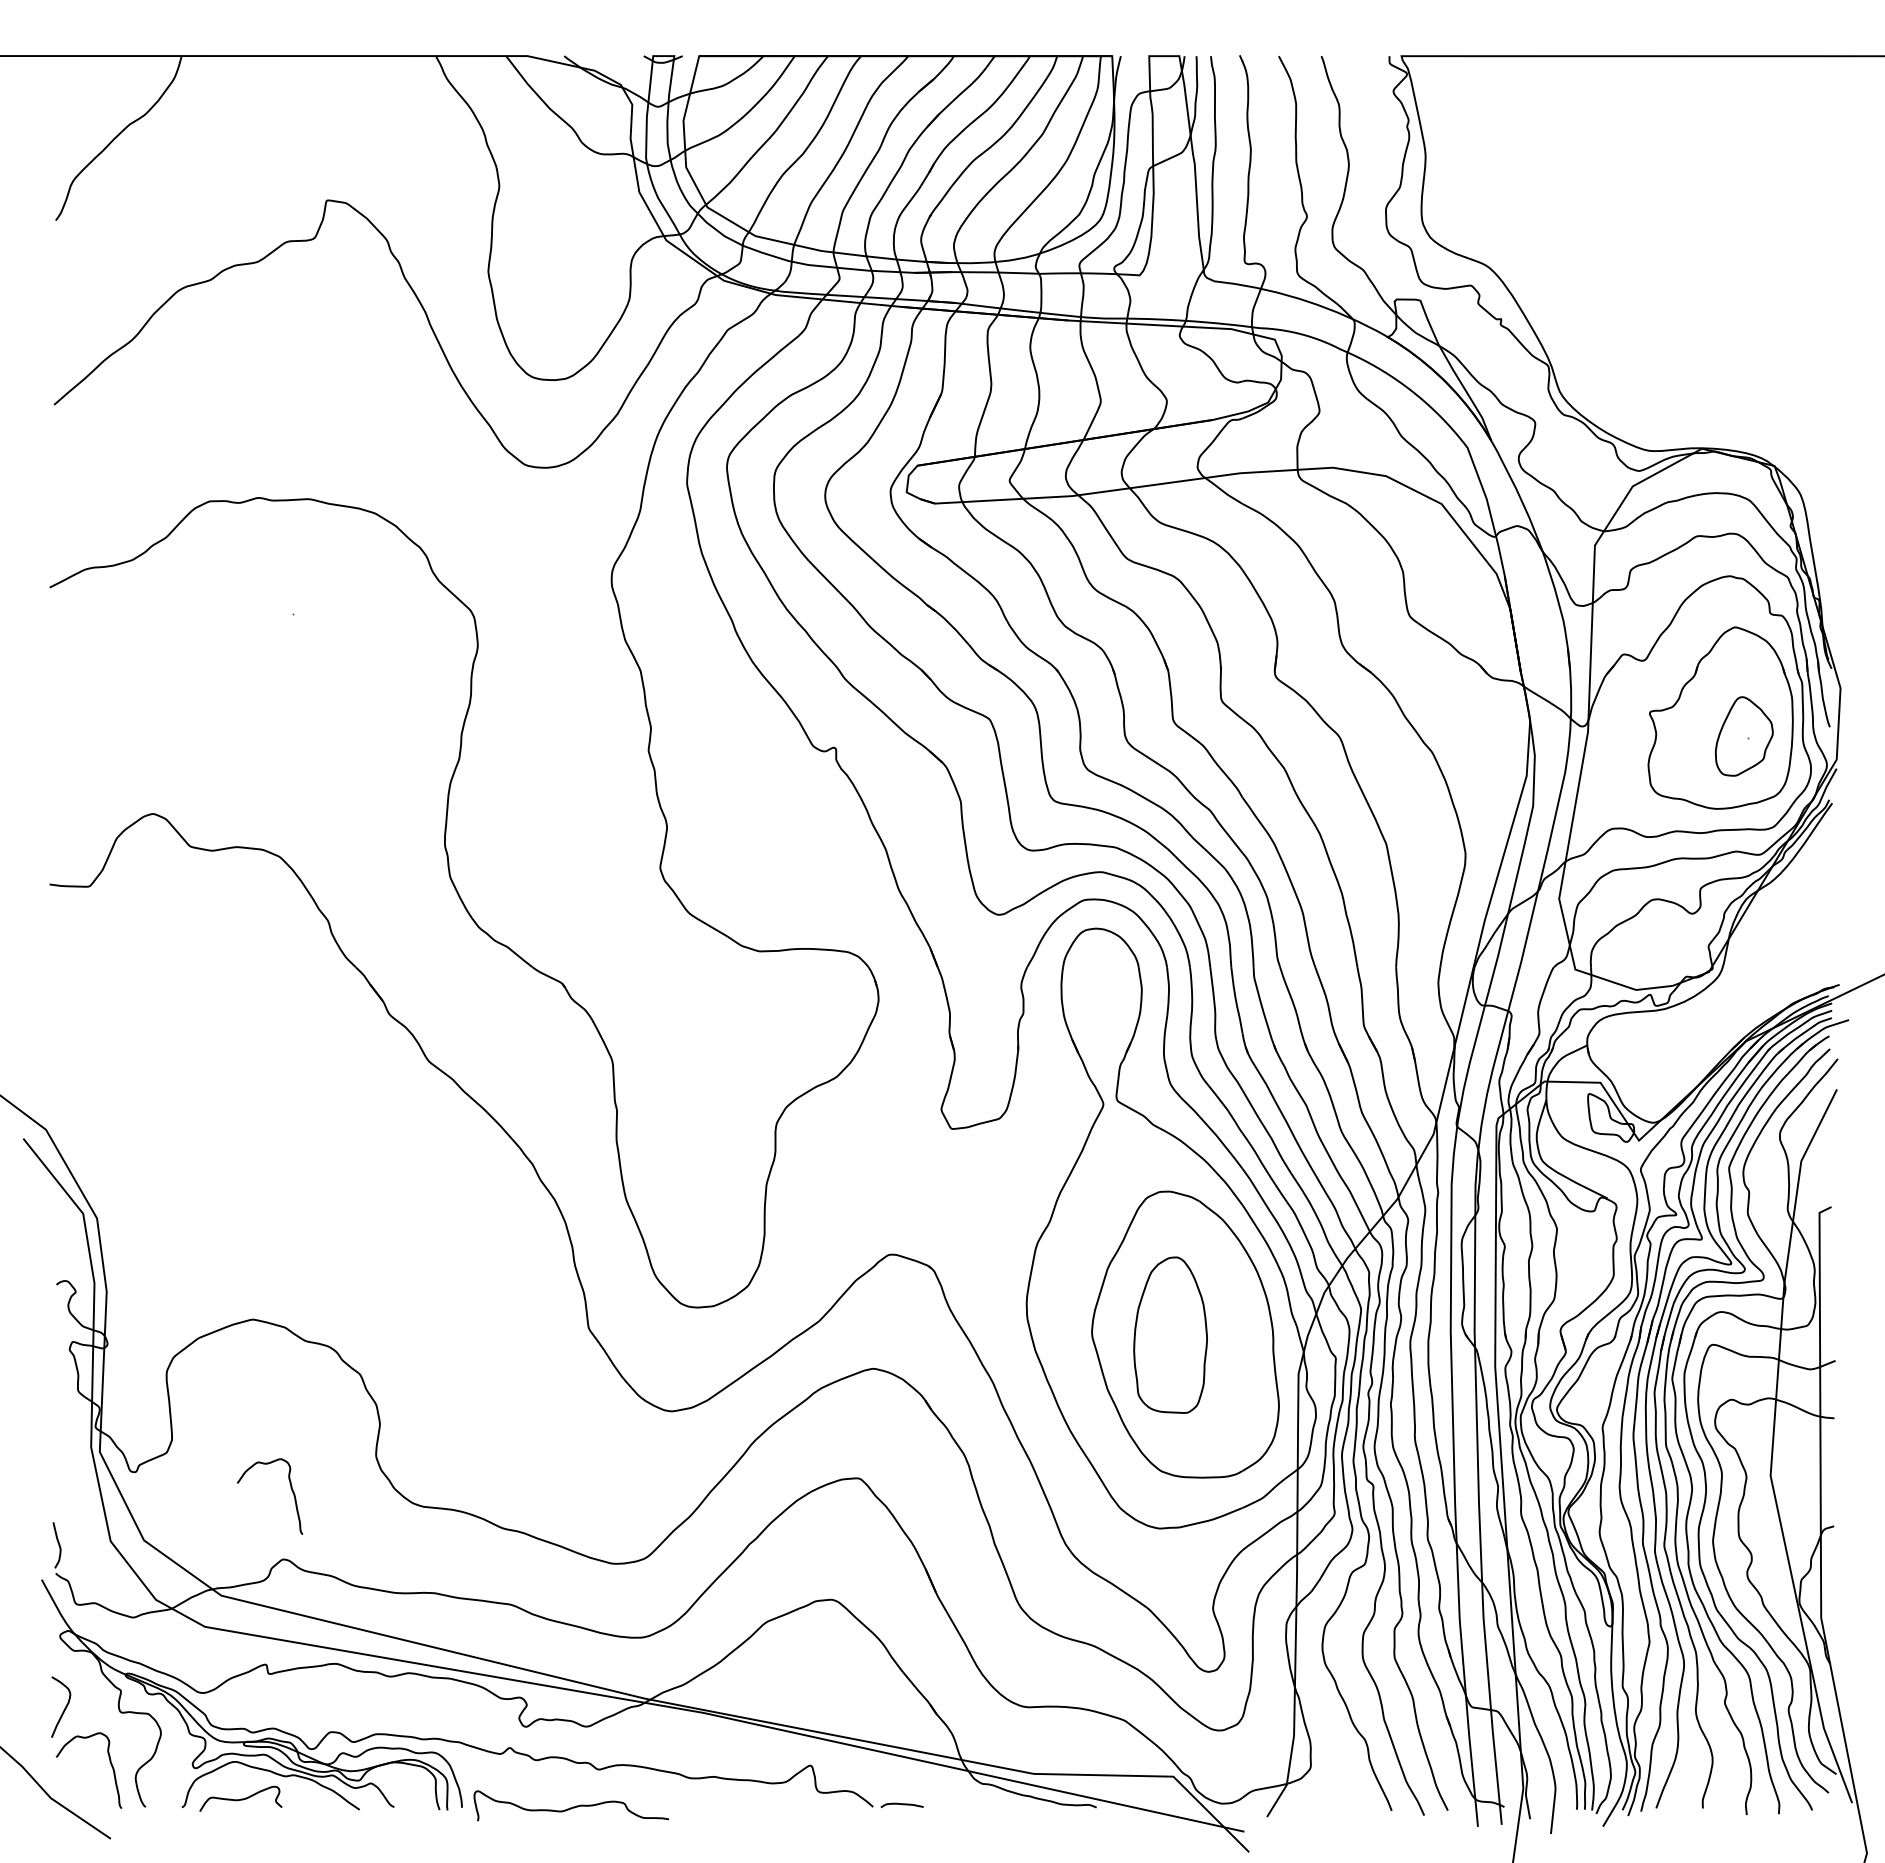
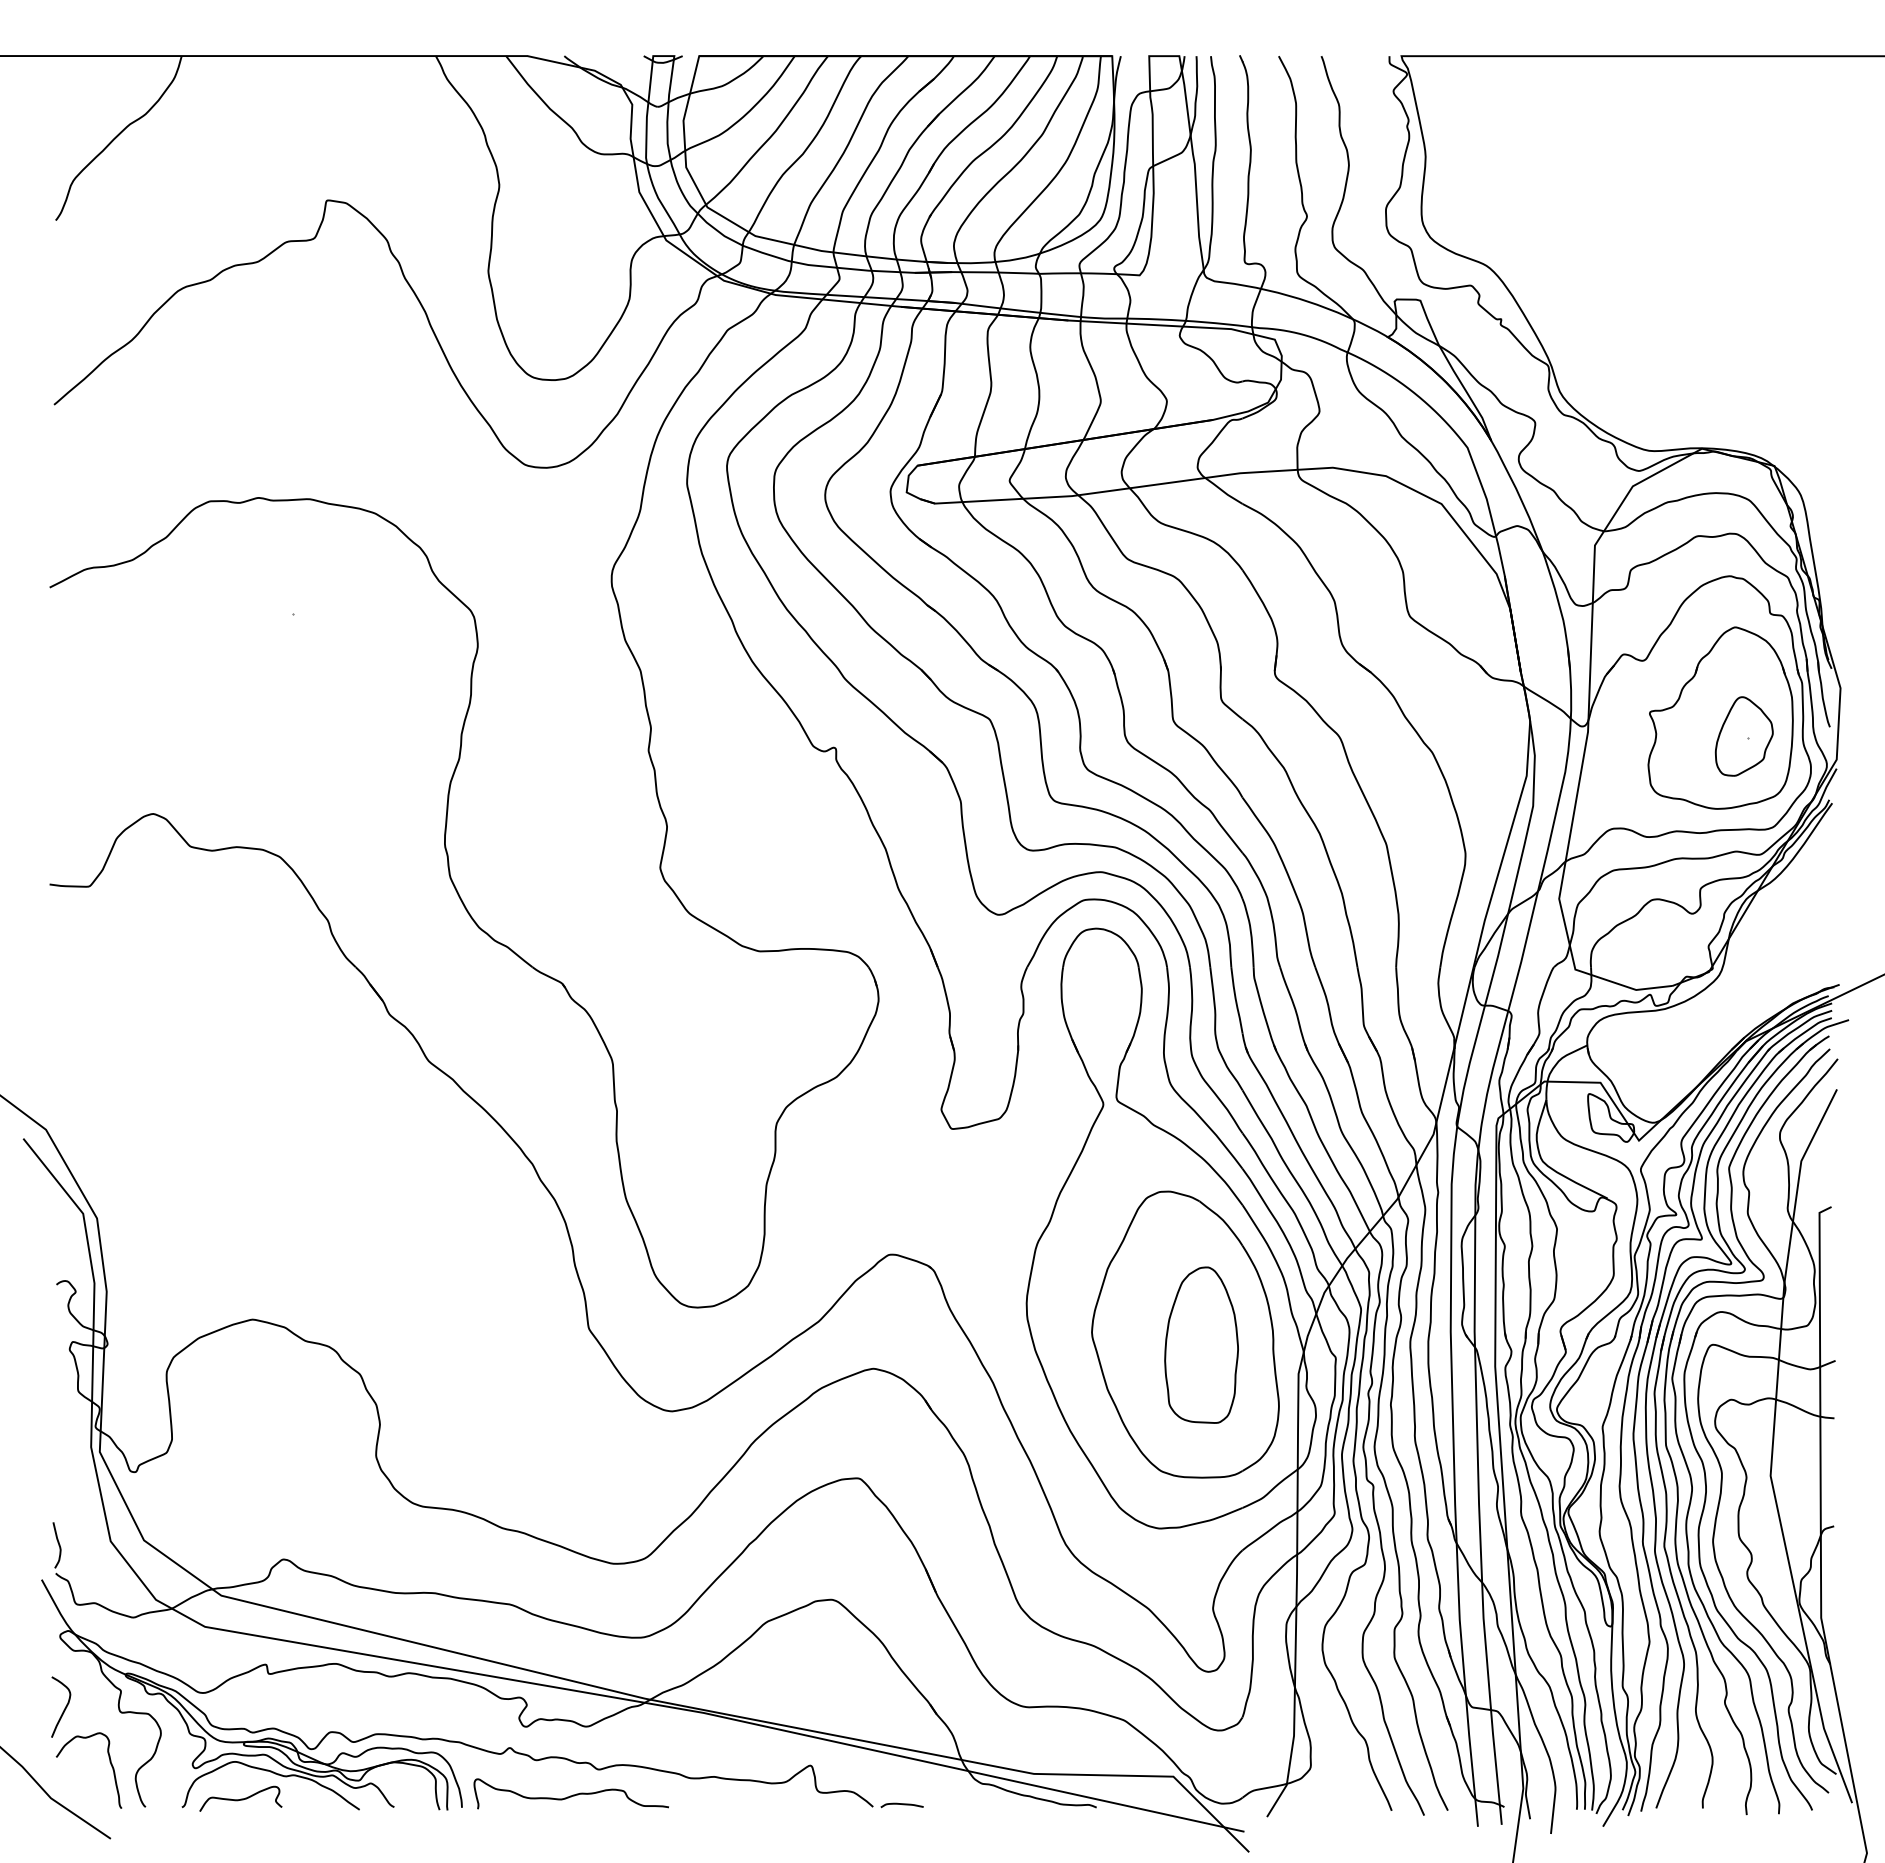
part position: (1170, 1334) -> (1201, 1344) (1201, 1344)
curve: present -> none (290, 1488)
curve position: (570, 1807) -> (570, 1795) (570, 1795)
